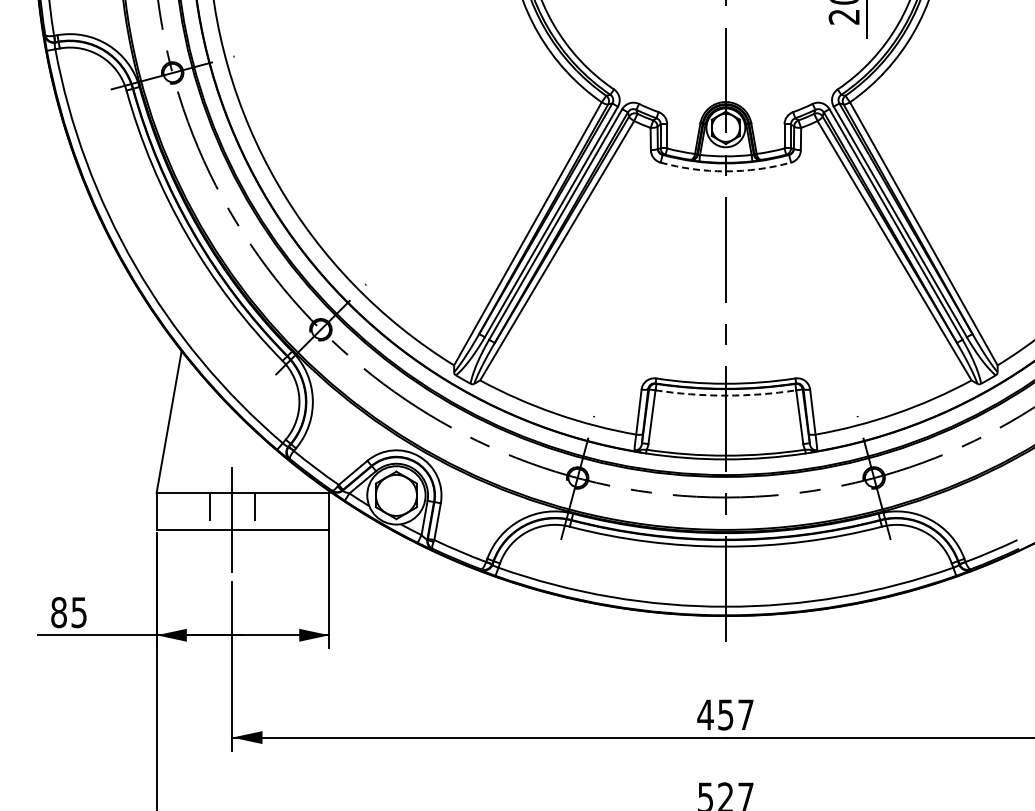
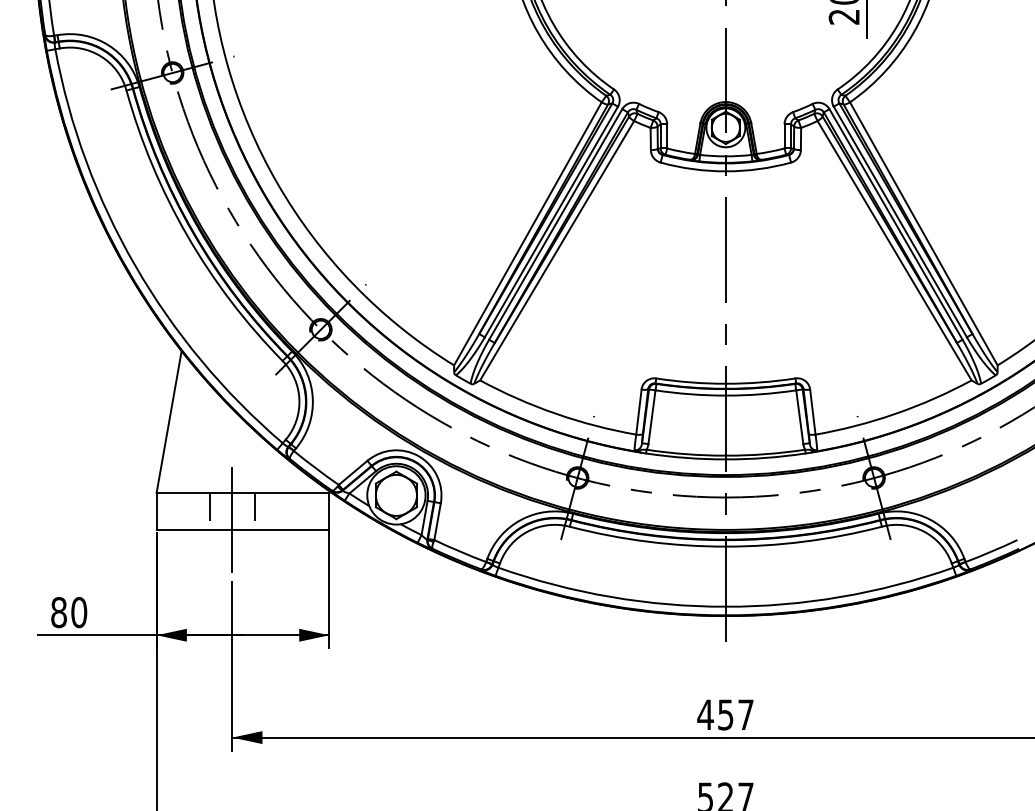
arc: dashed -> solid (725, 171)
arc: dashed -> solid (725, 395)
text: 85 -> 80 (79, 612)
